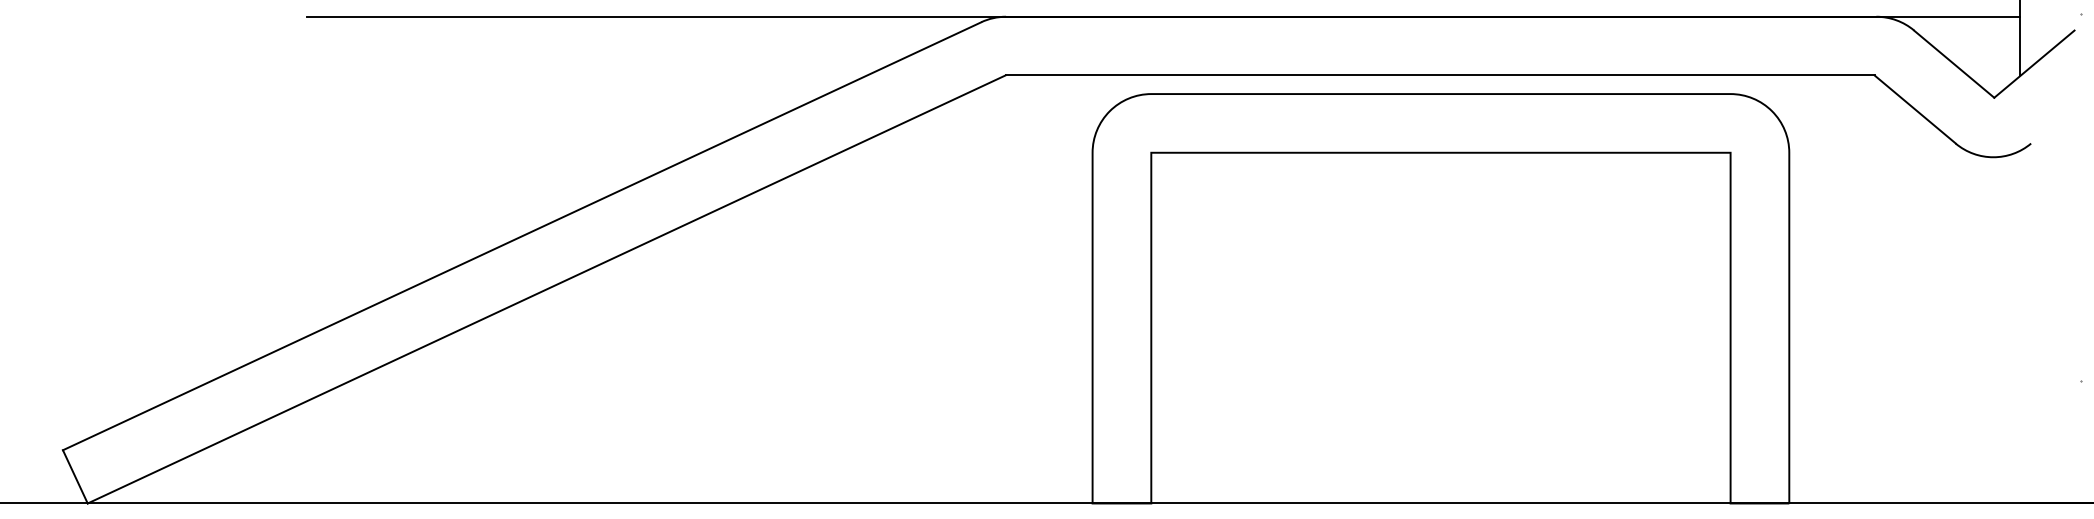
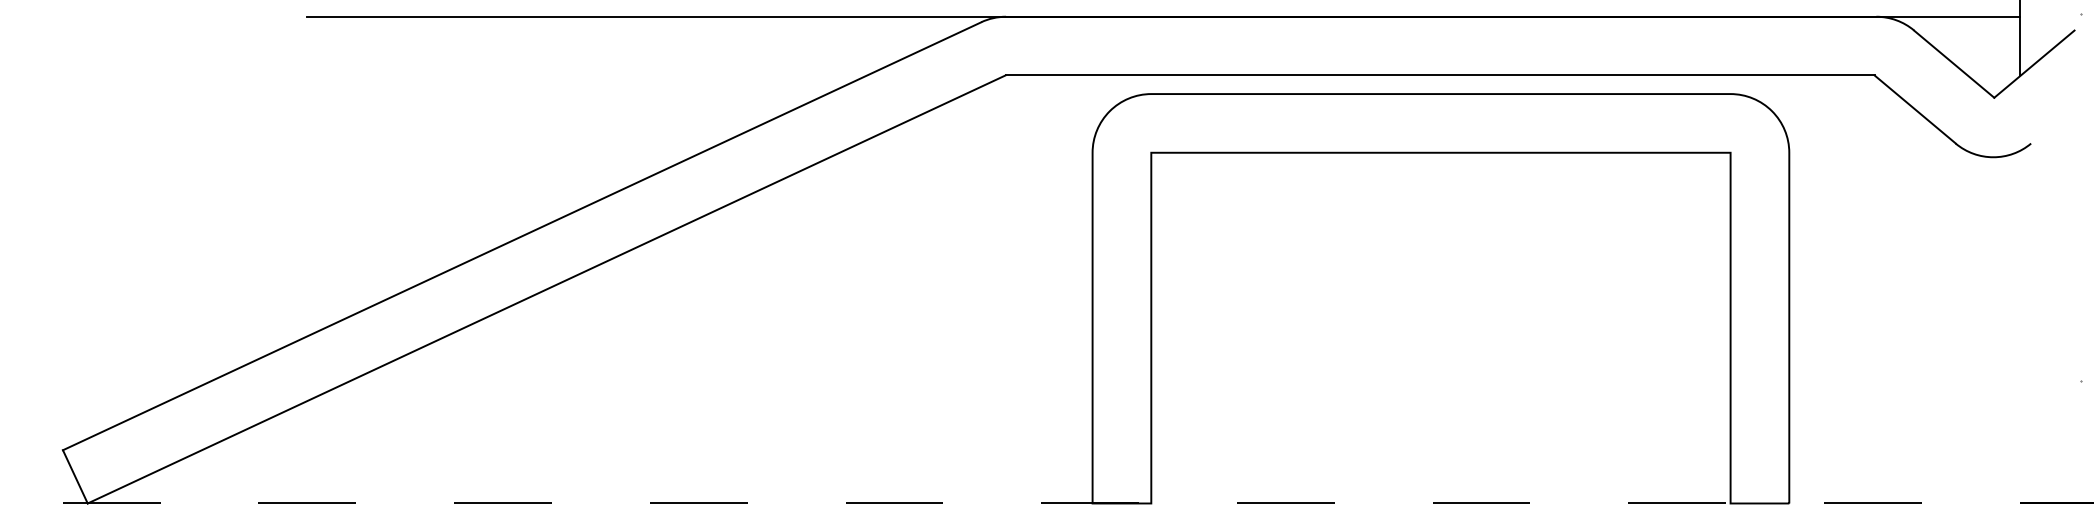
line: solid -> dashed (1046, 503)
